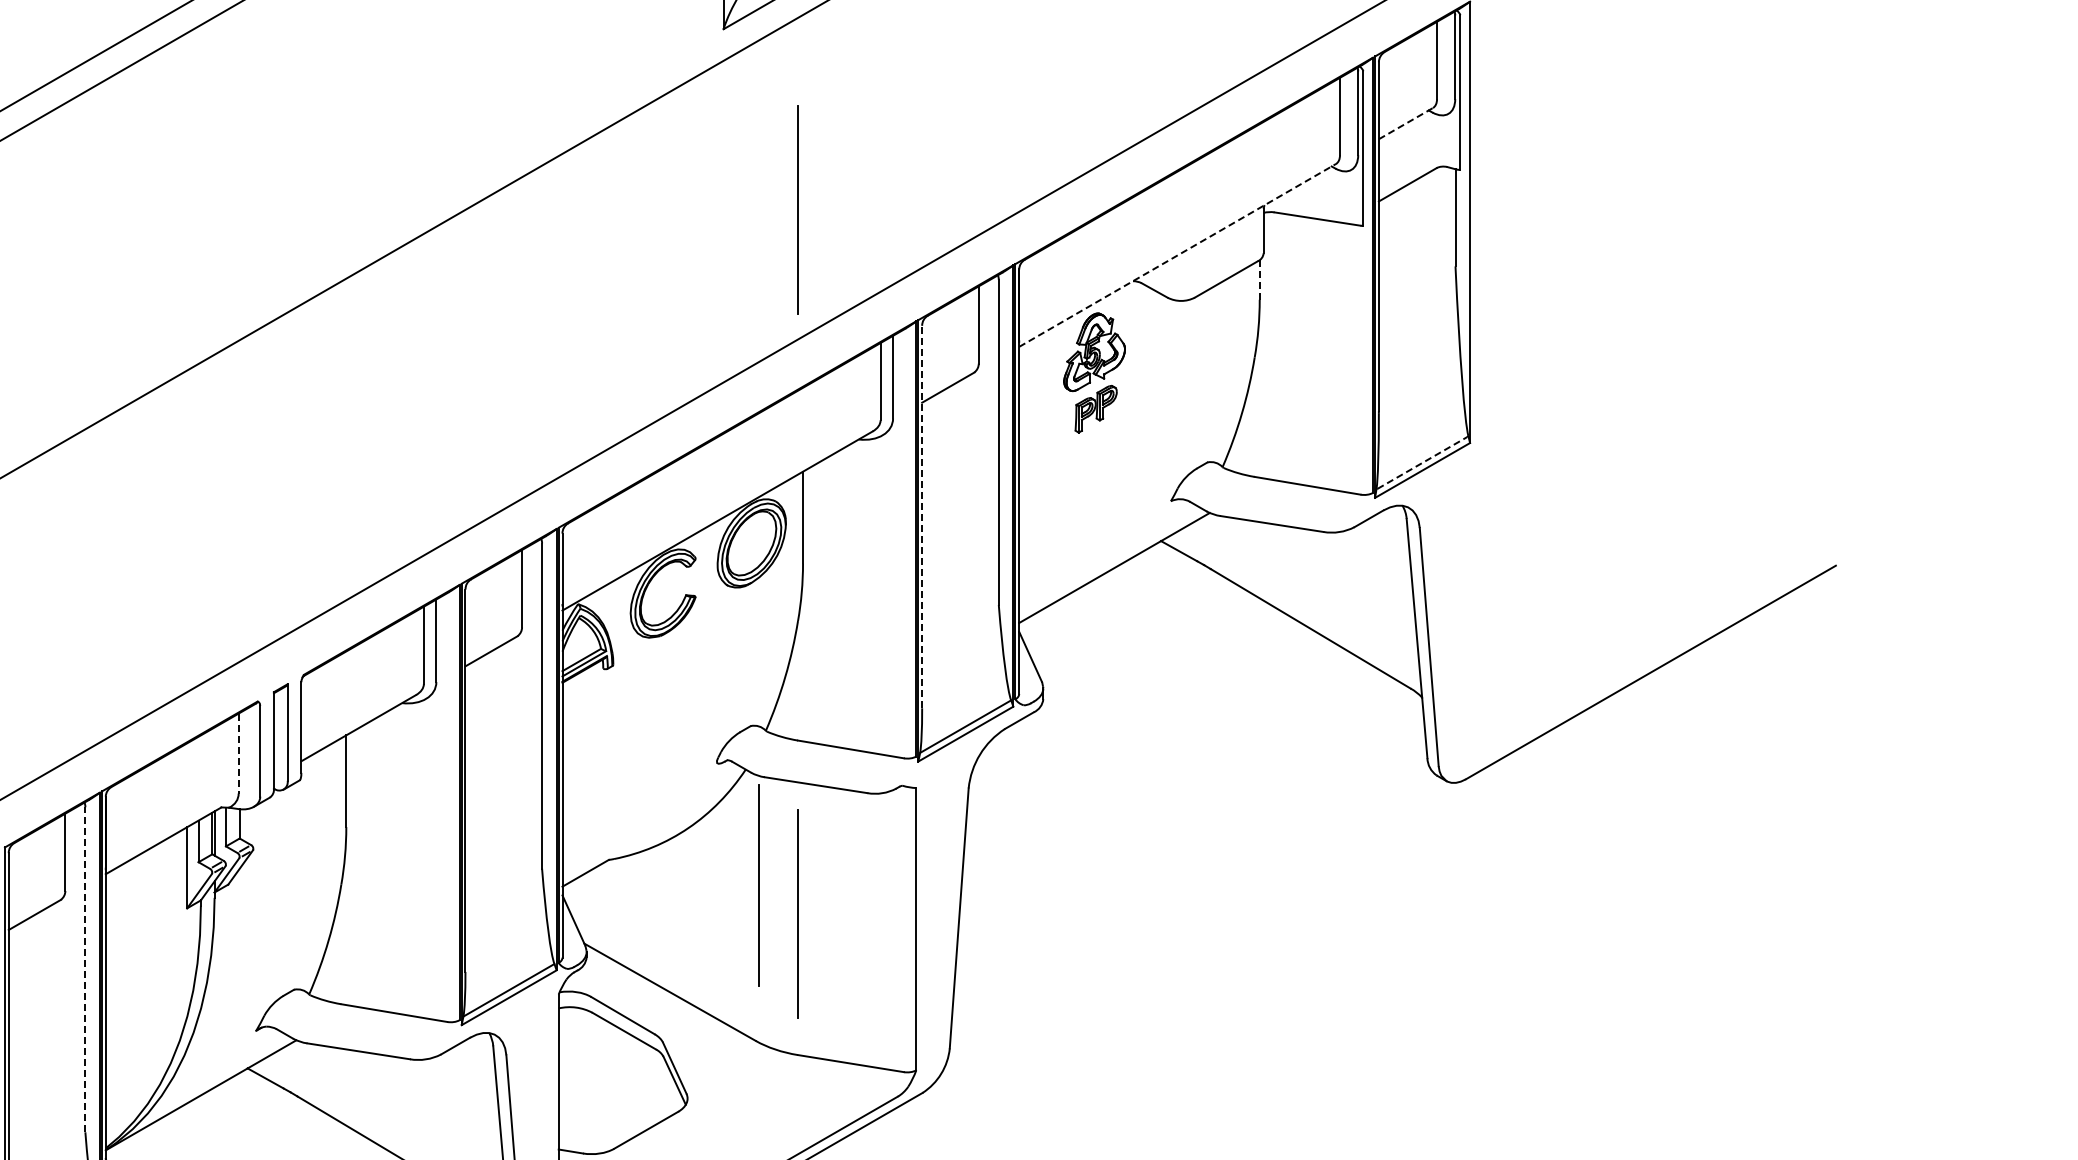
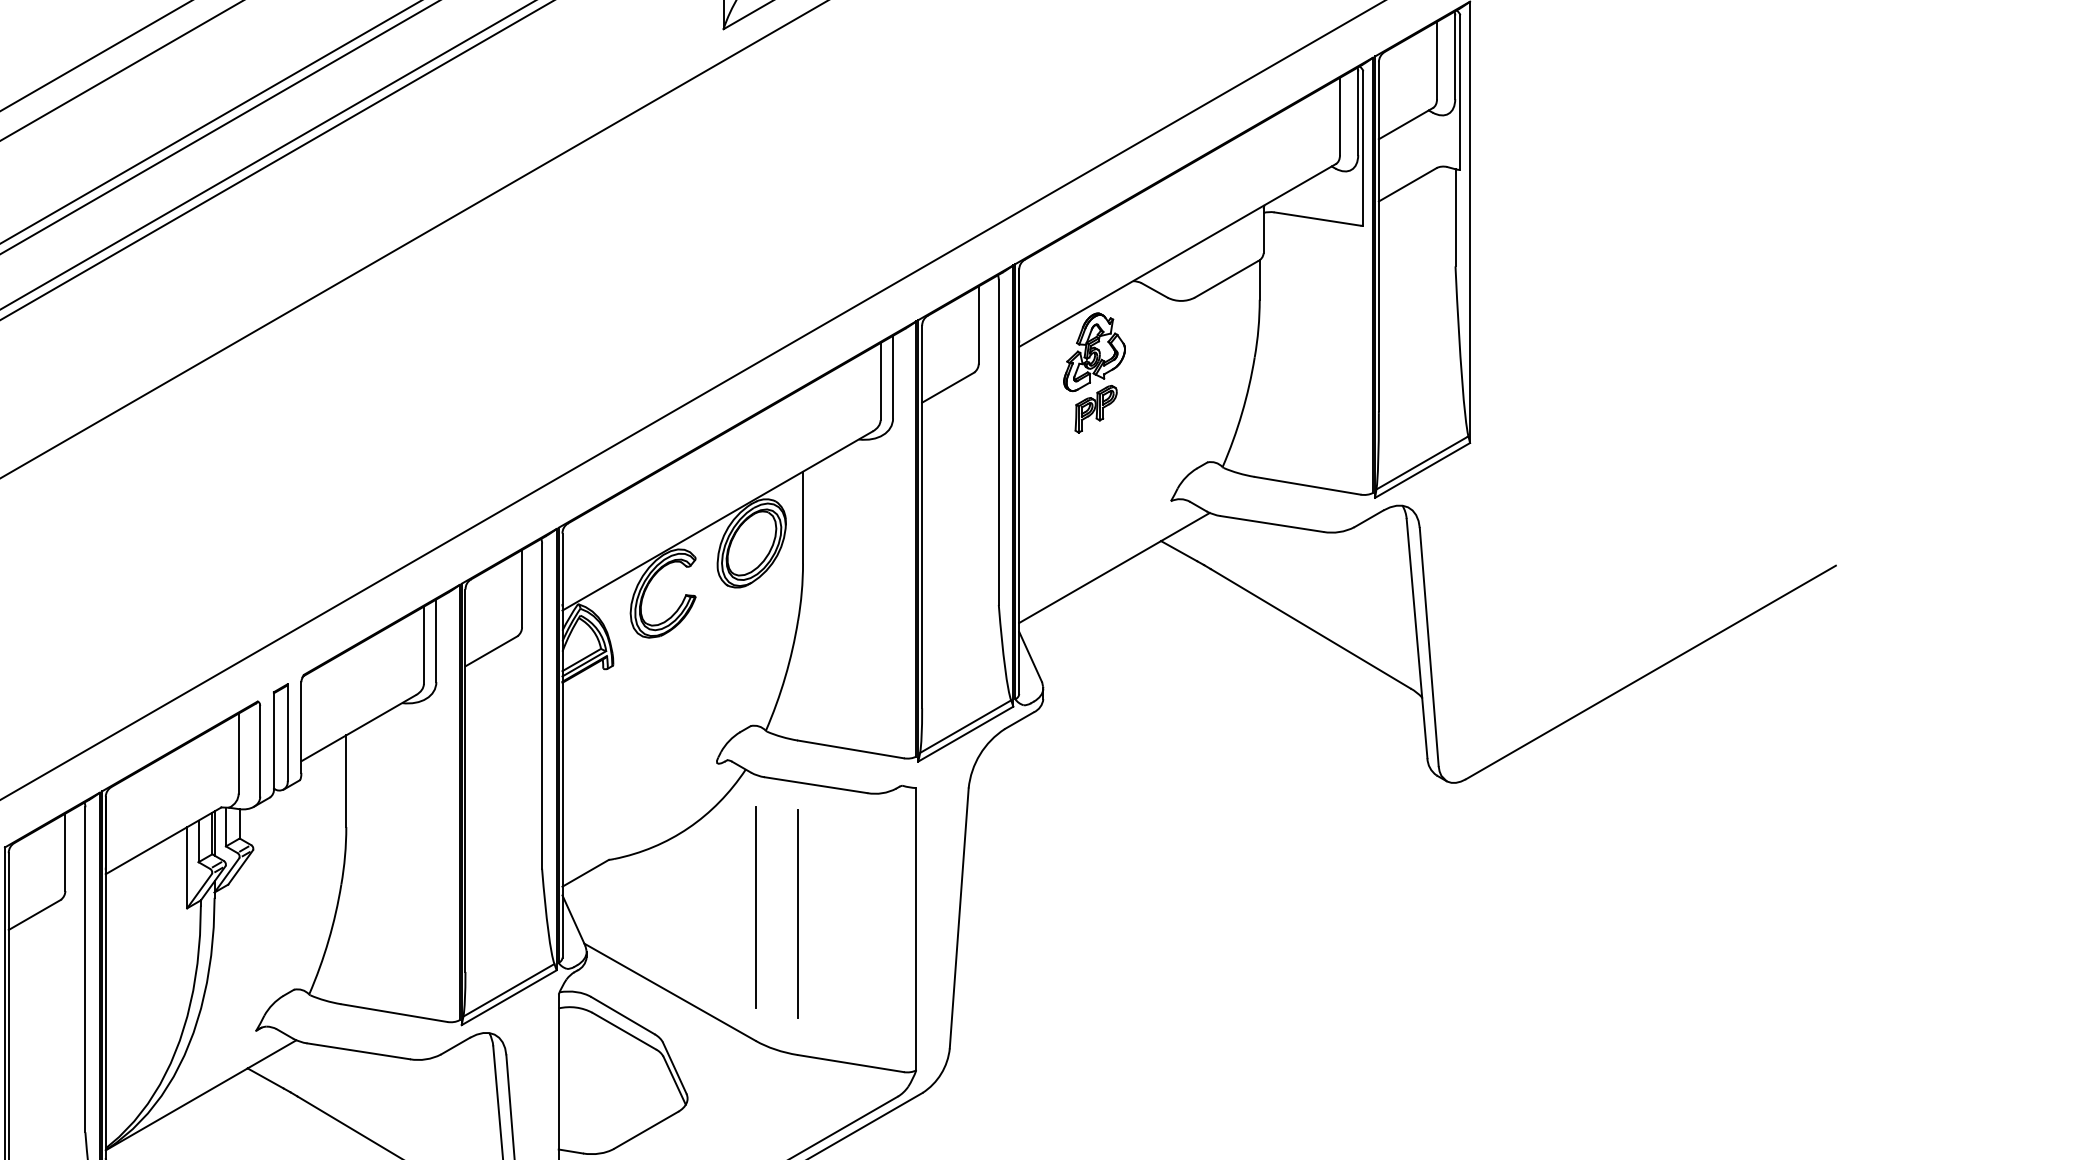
line: none -> present (210, 122)
line: dashed -> solid (1406, 123)
line: none -> present (219, 127)
line: none -> present (267, 155)
line: none -> present (276, 160)
line: present -> none (797, 209)
line: dashed -> solid (1177, 255)
line: dashed -> solid (1259, 279)
line: dashed -> solid (1422, 463)
line: dashed -> solid (922, 516)
line: dashed -> solid (238, 753)
line position: (758, 885) -> (755, 907) (755, 907)
line: dashed -> solid (85, 969)
